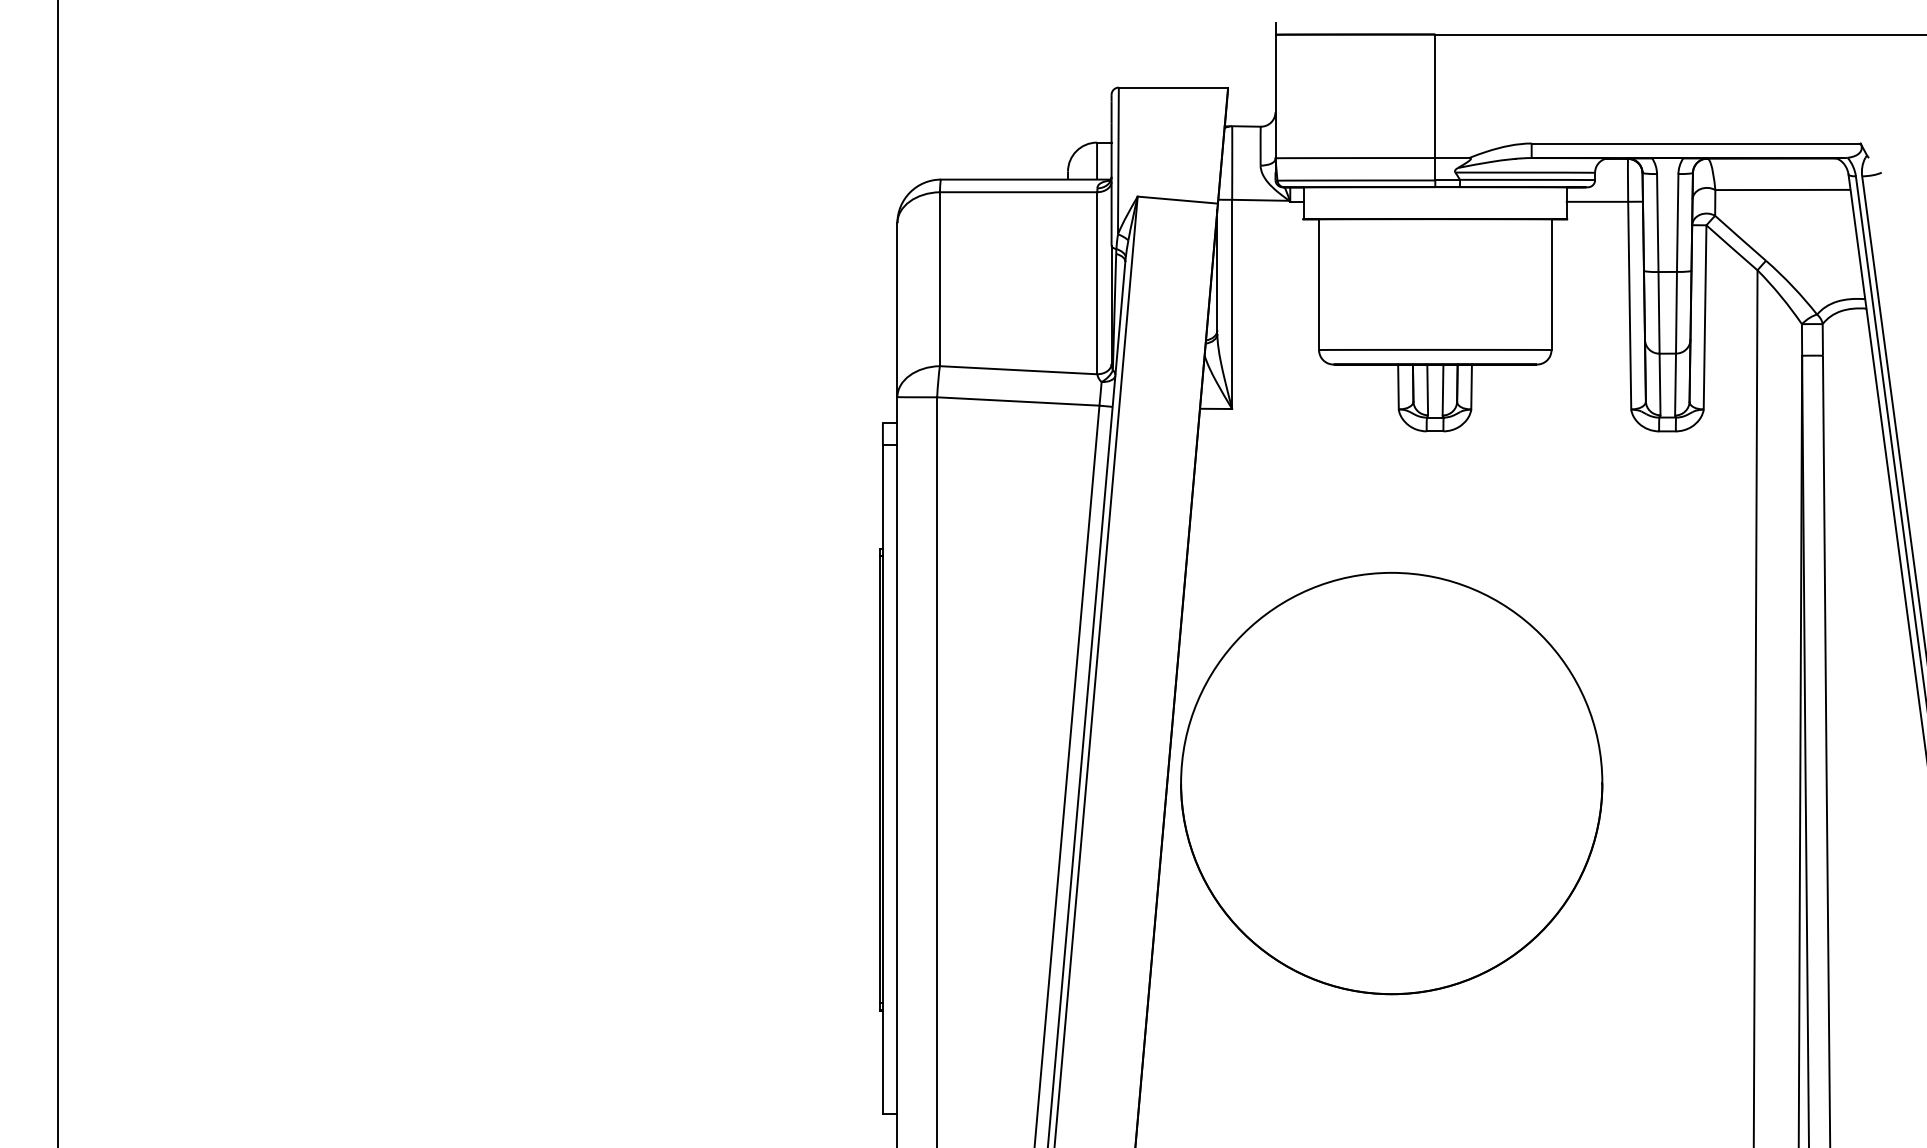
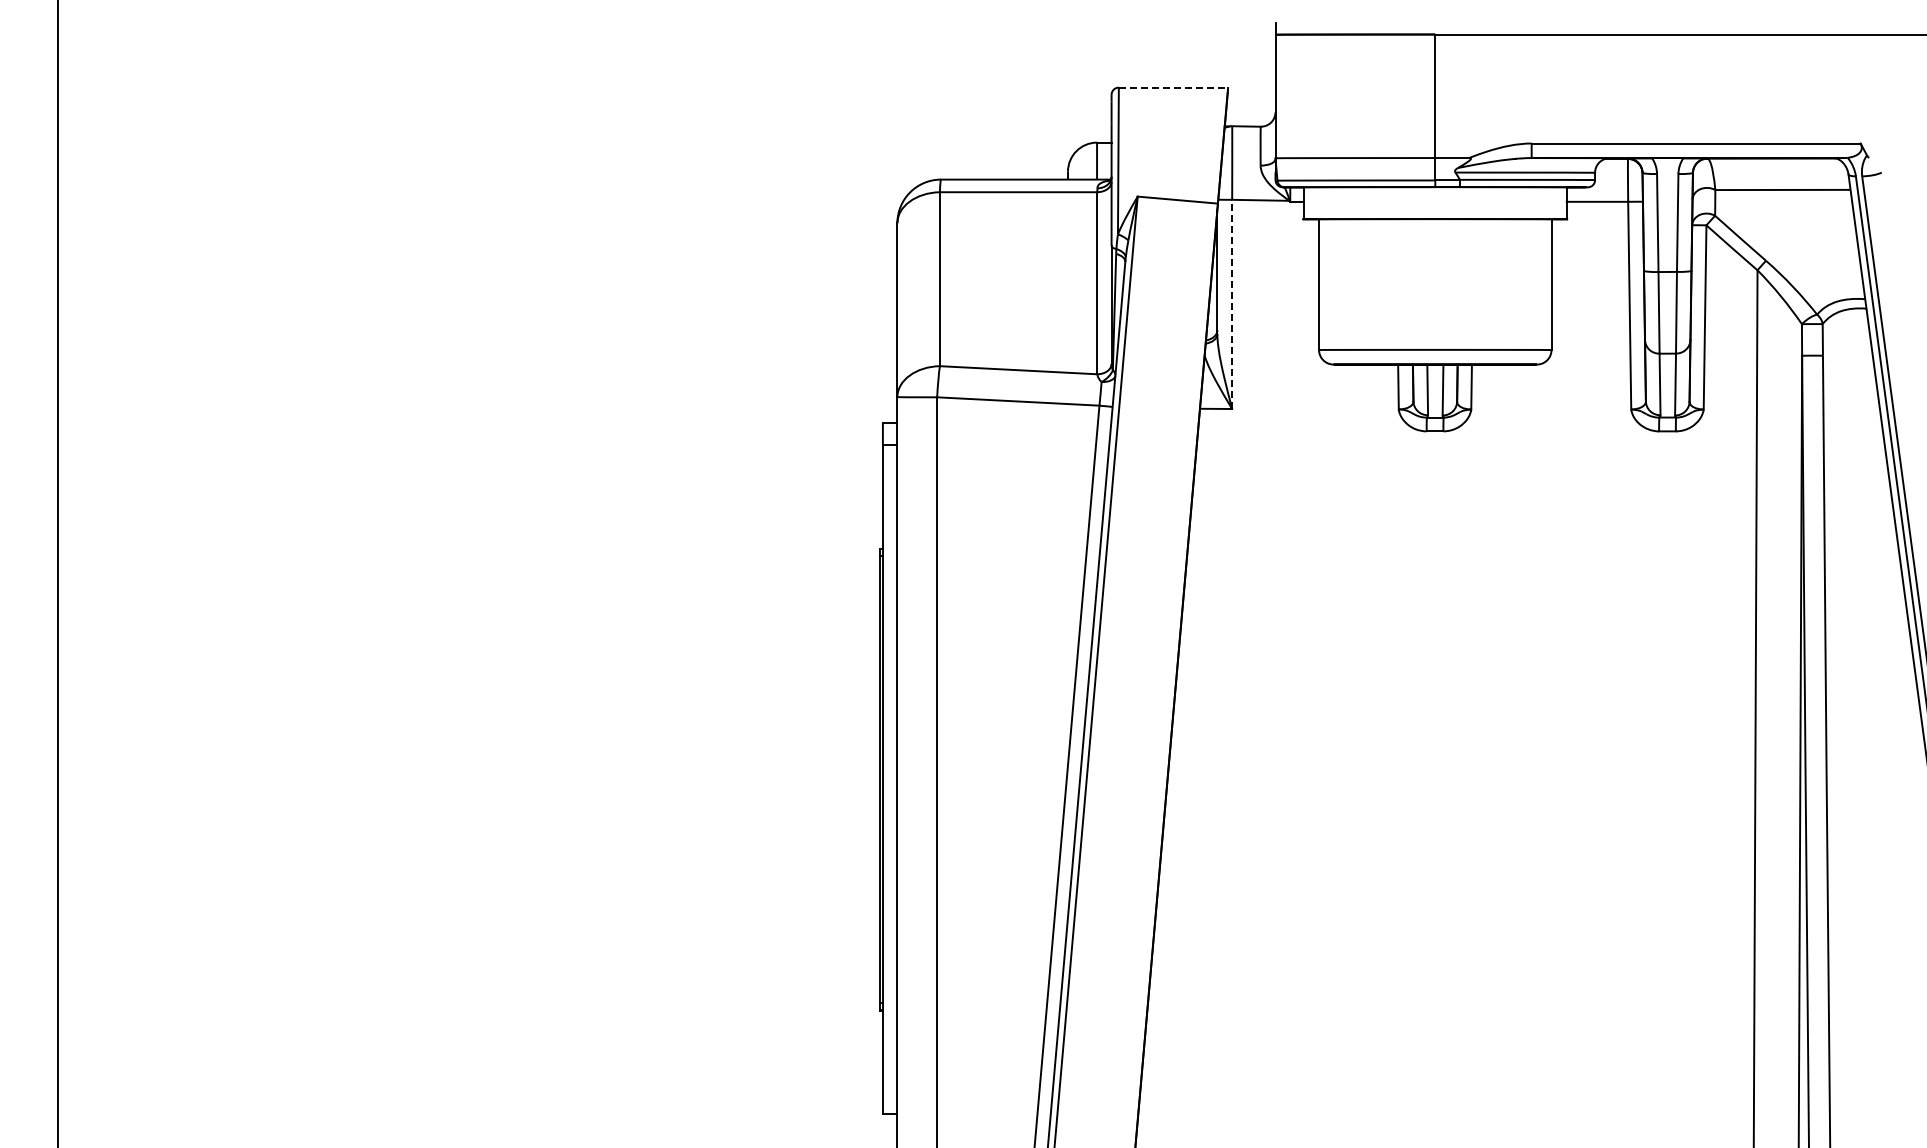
line: solid -> dashed (1173, 87)
line: solid -> dashed (1232, 304)
part: present -> none (1391, 783)
